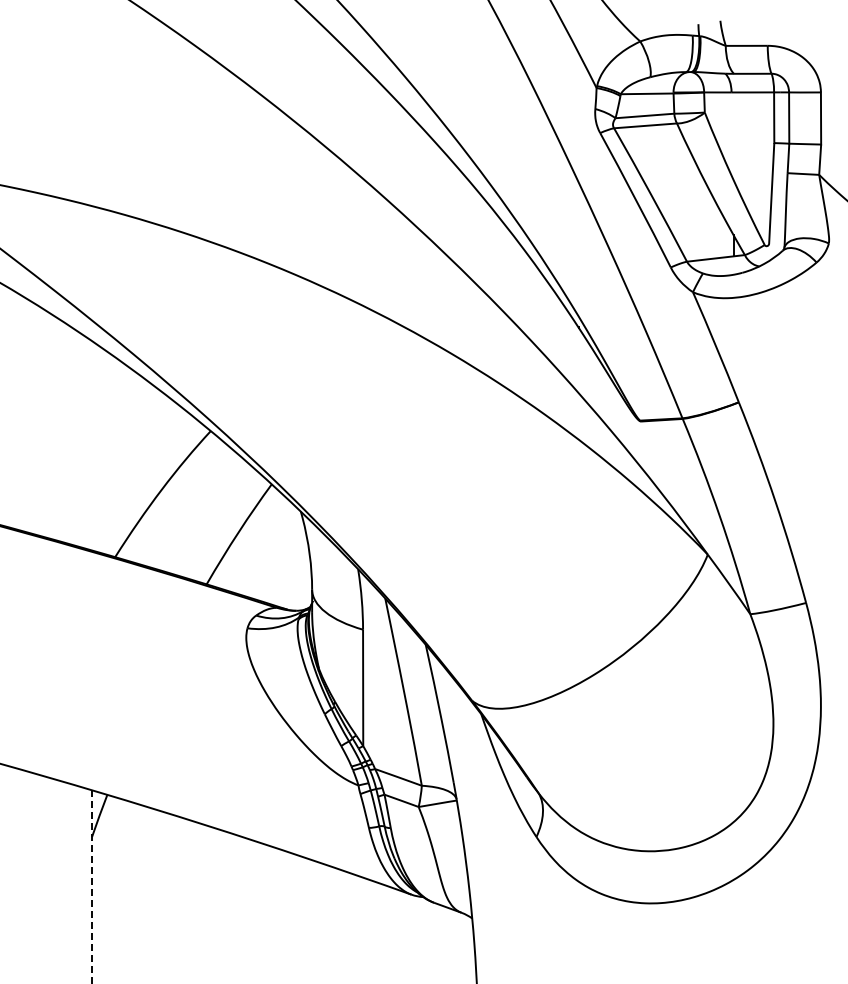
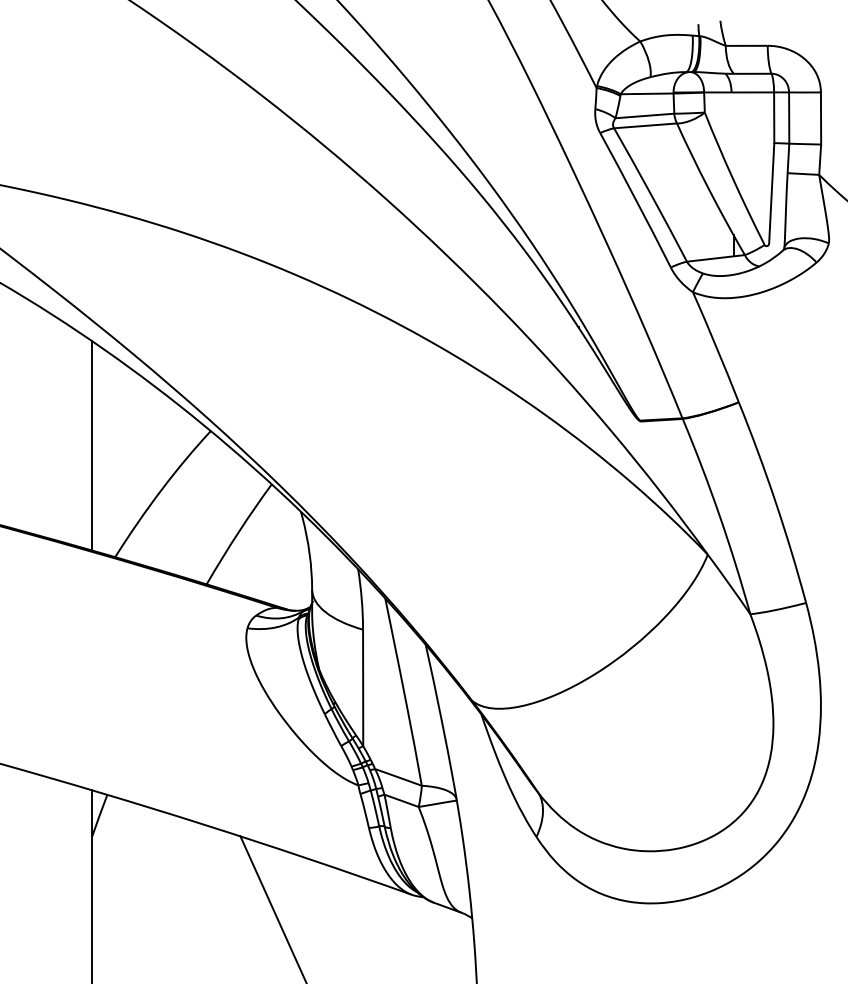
line: none -> present (92, 445)
line: dashed -> solid (92, 887)
line: none -> present (272, 908)
